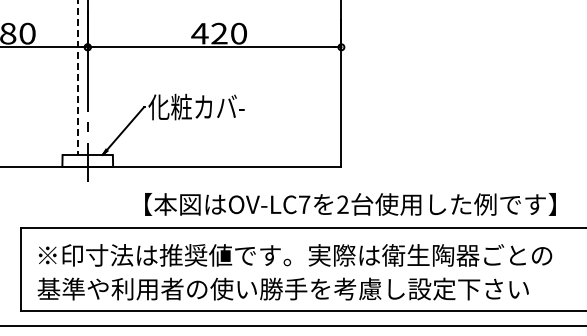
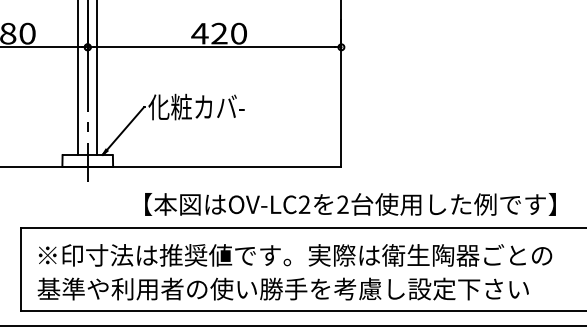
line: dashed -> solid (78, 77)
line: none -> present (97, 78)
text: OV-LC7 -> OV-LC2 (304, 204)
